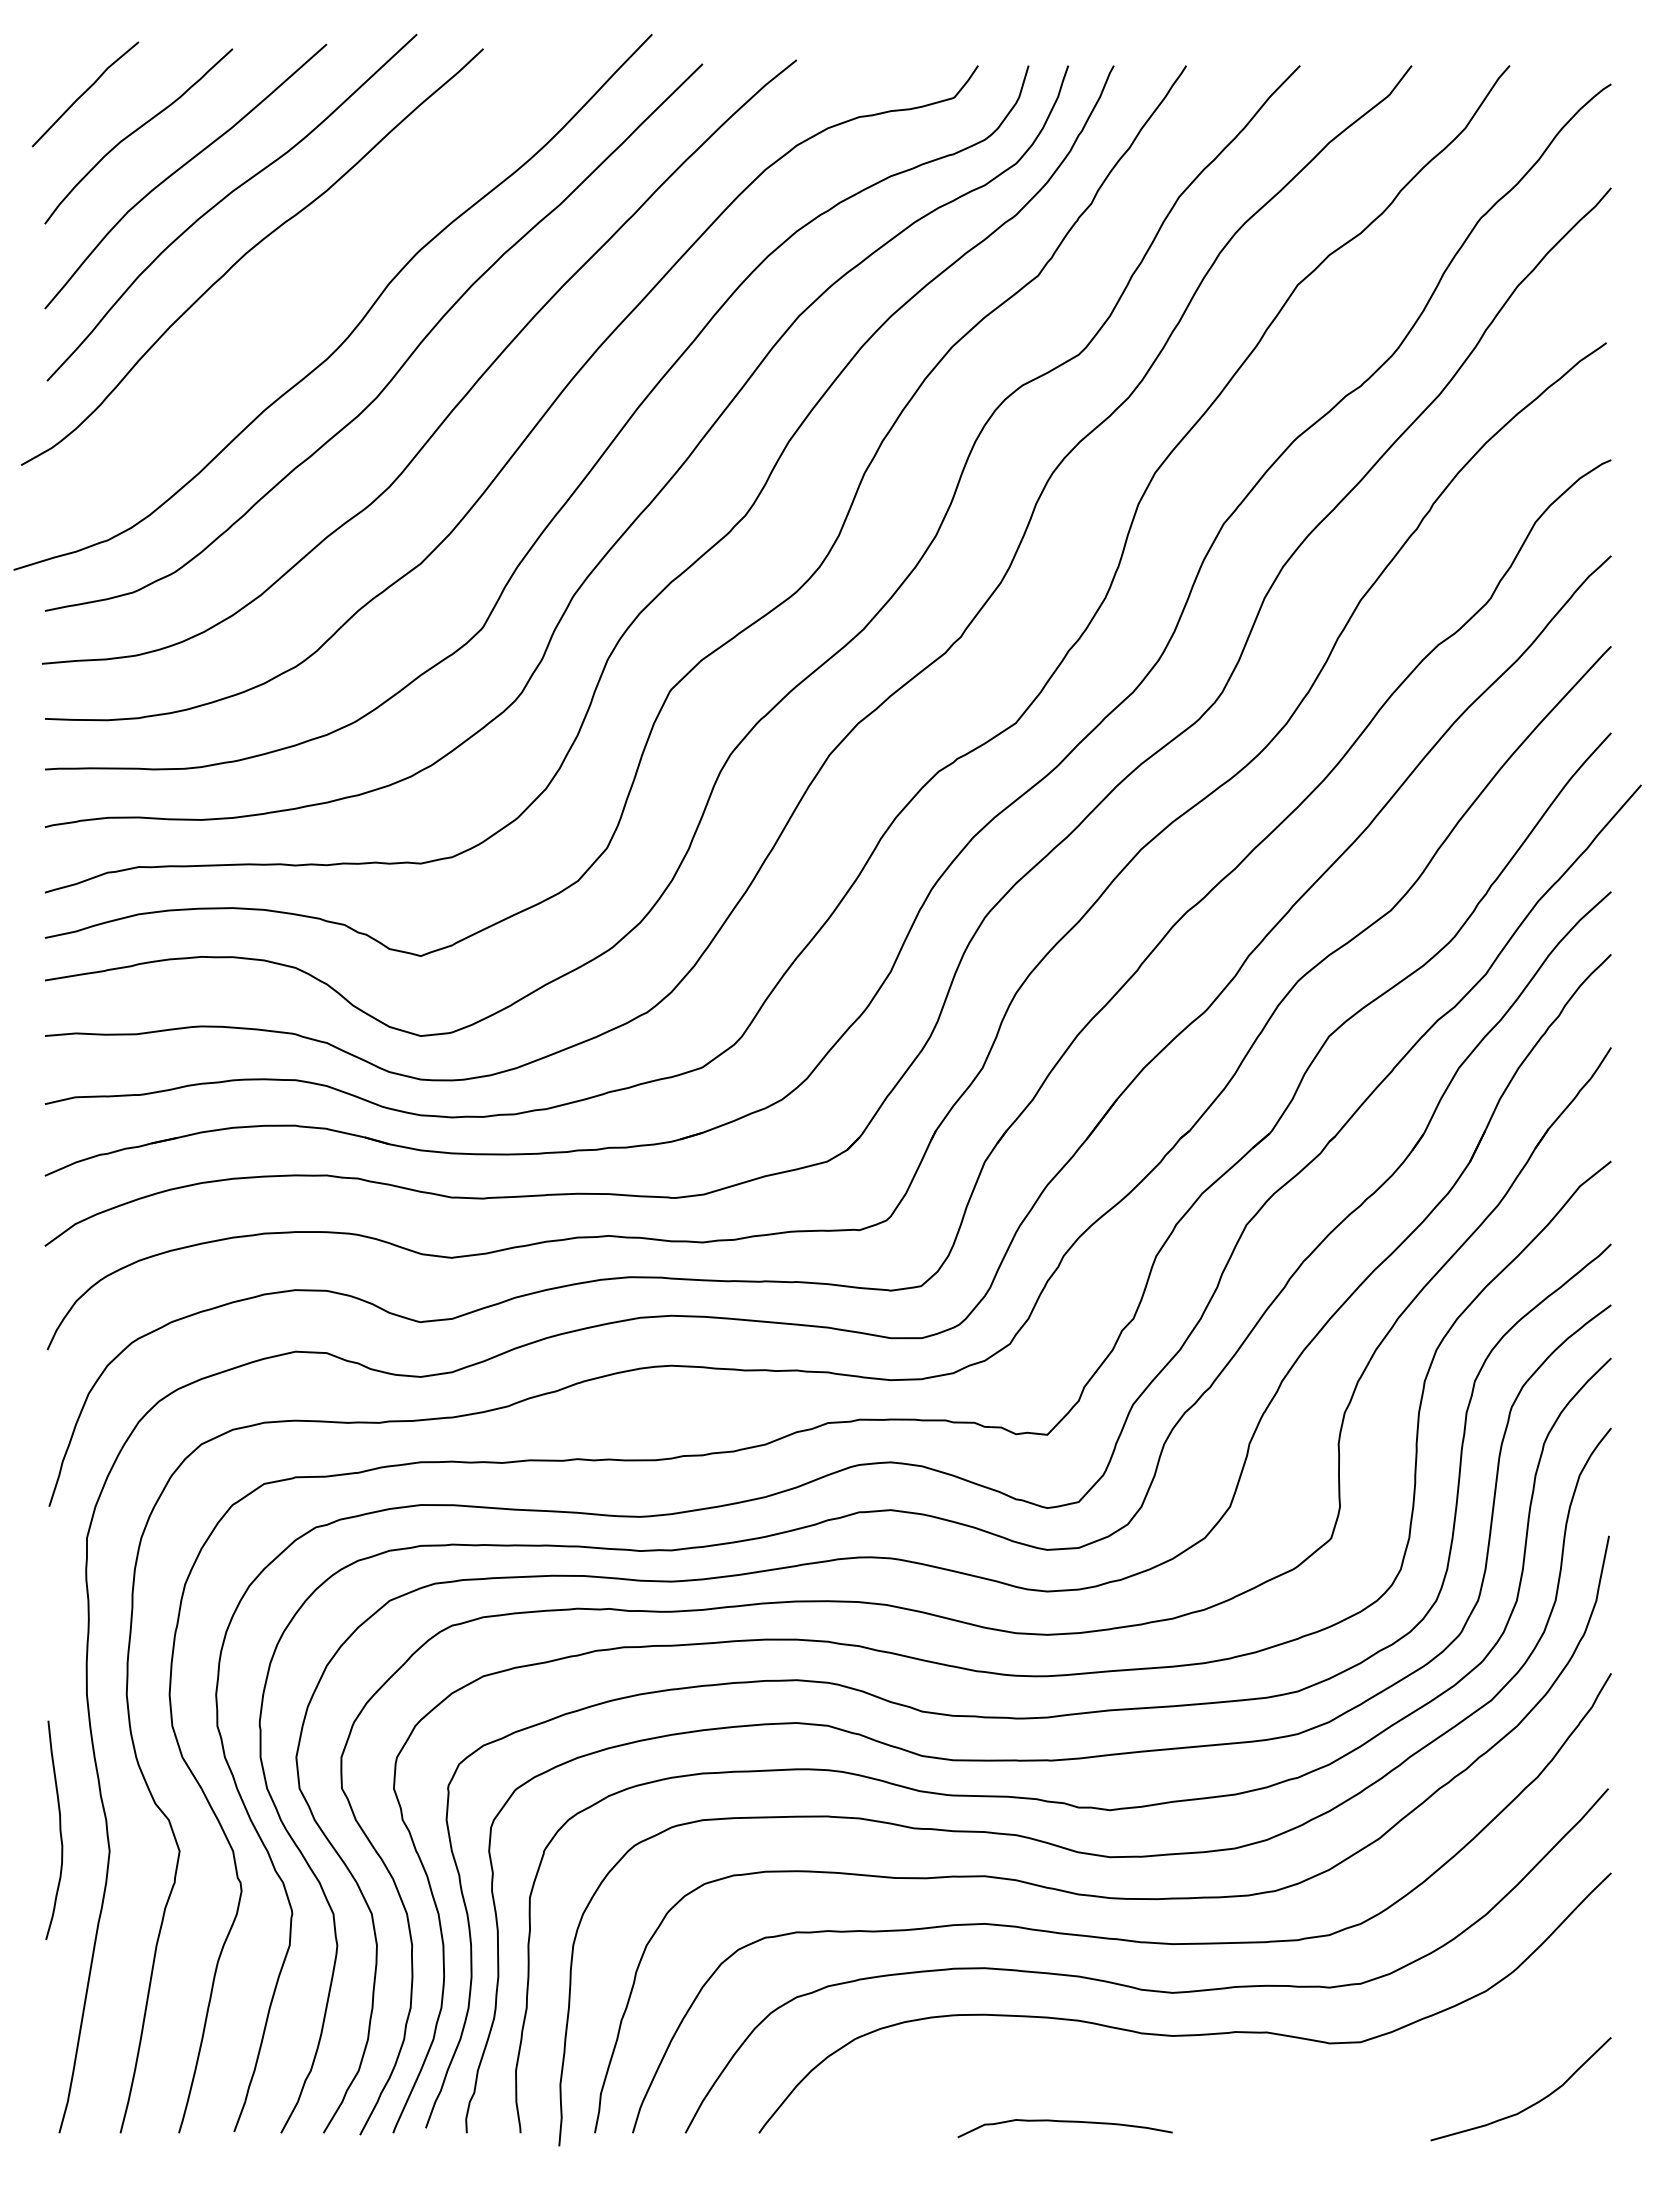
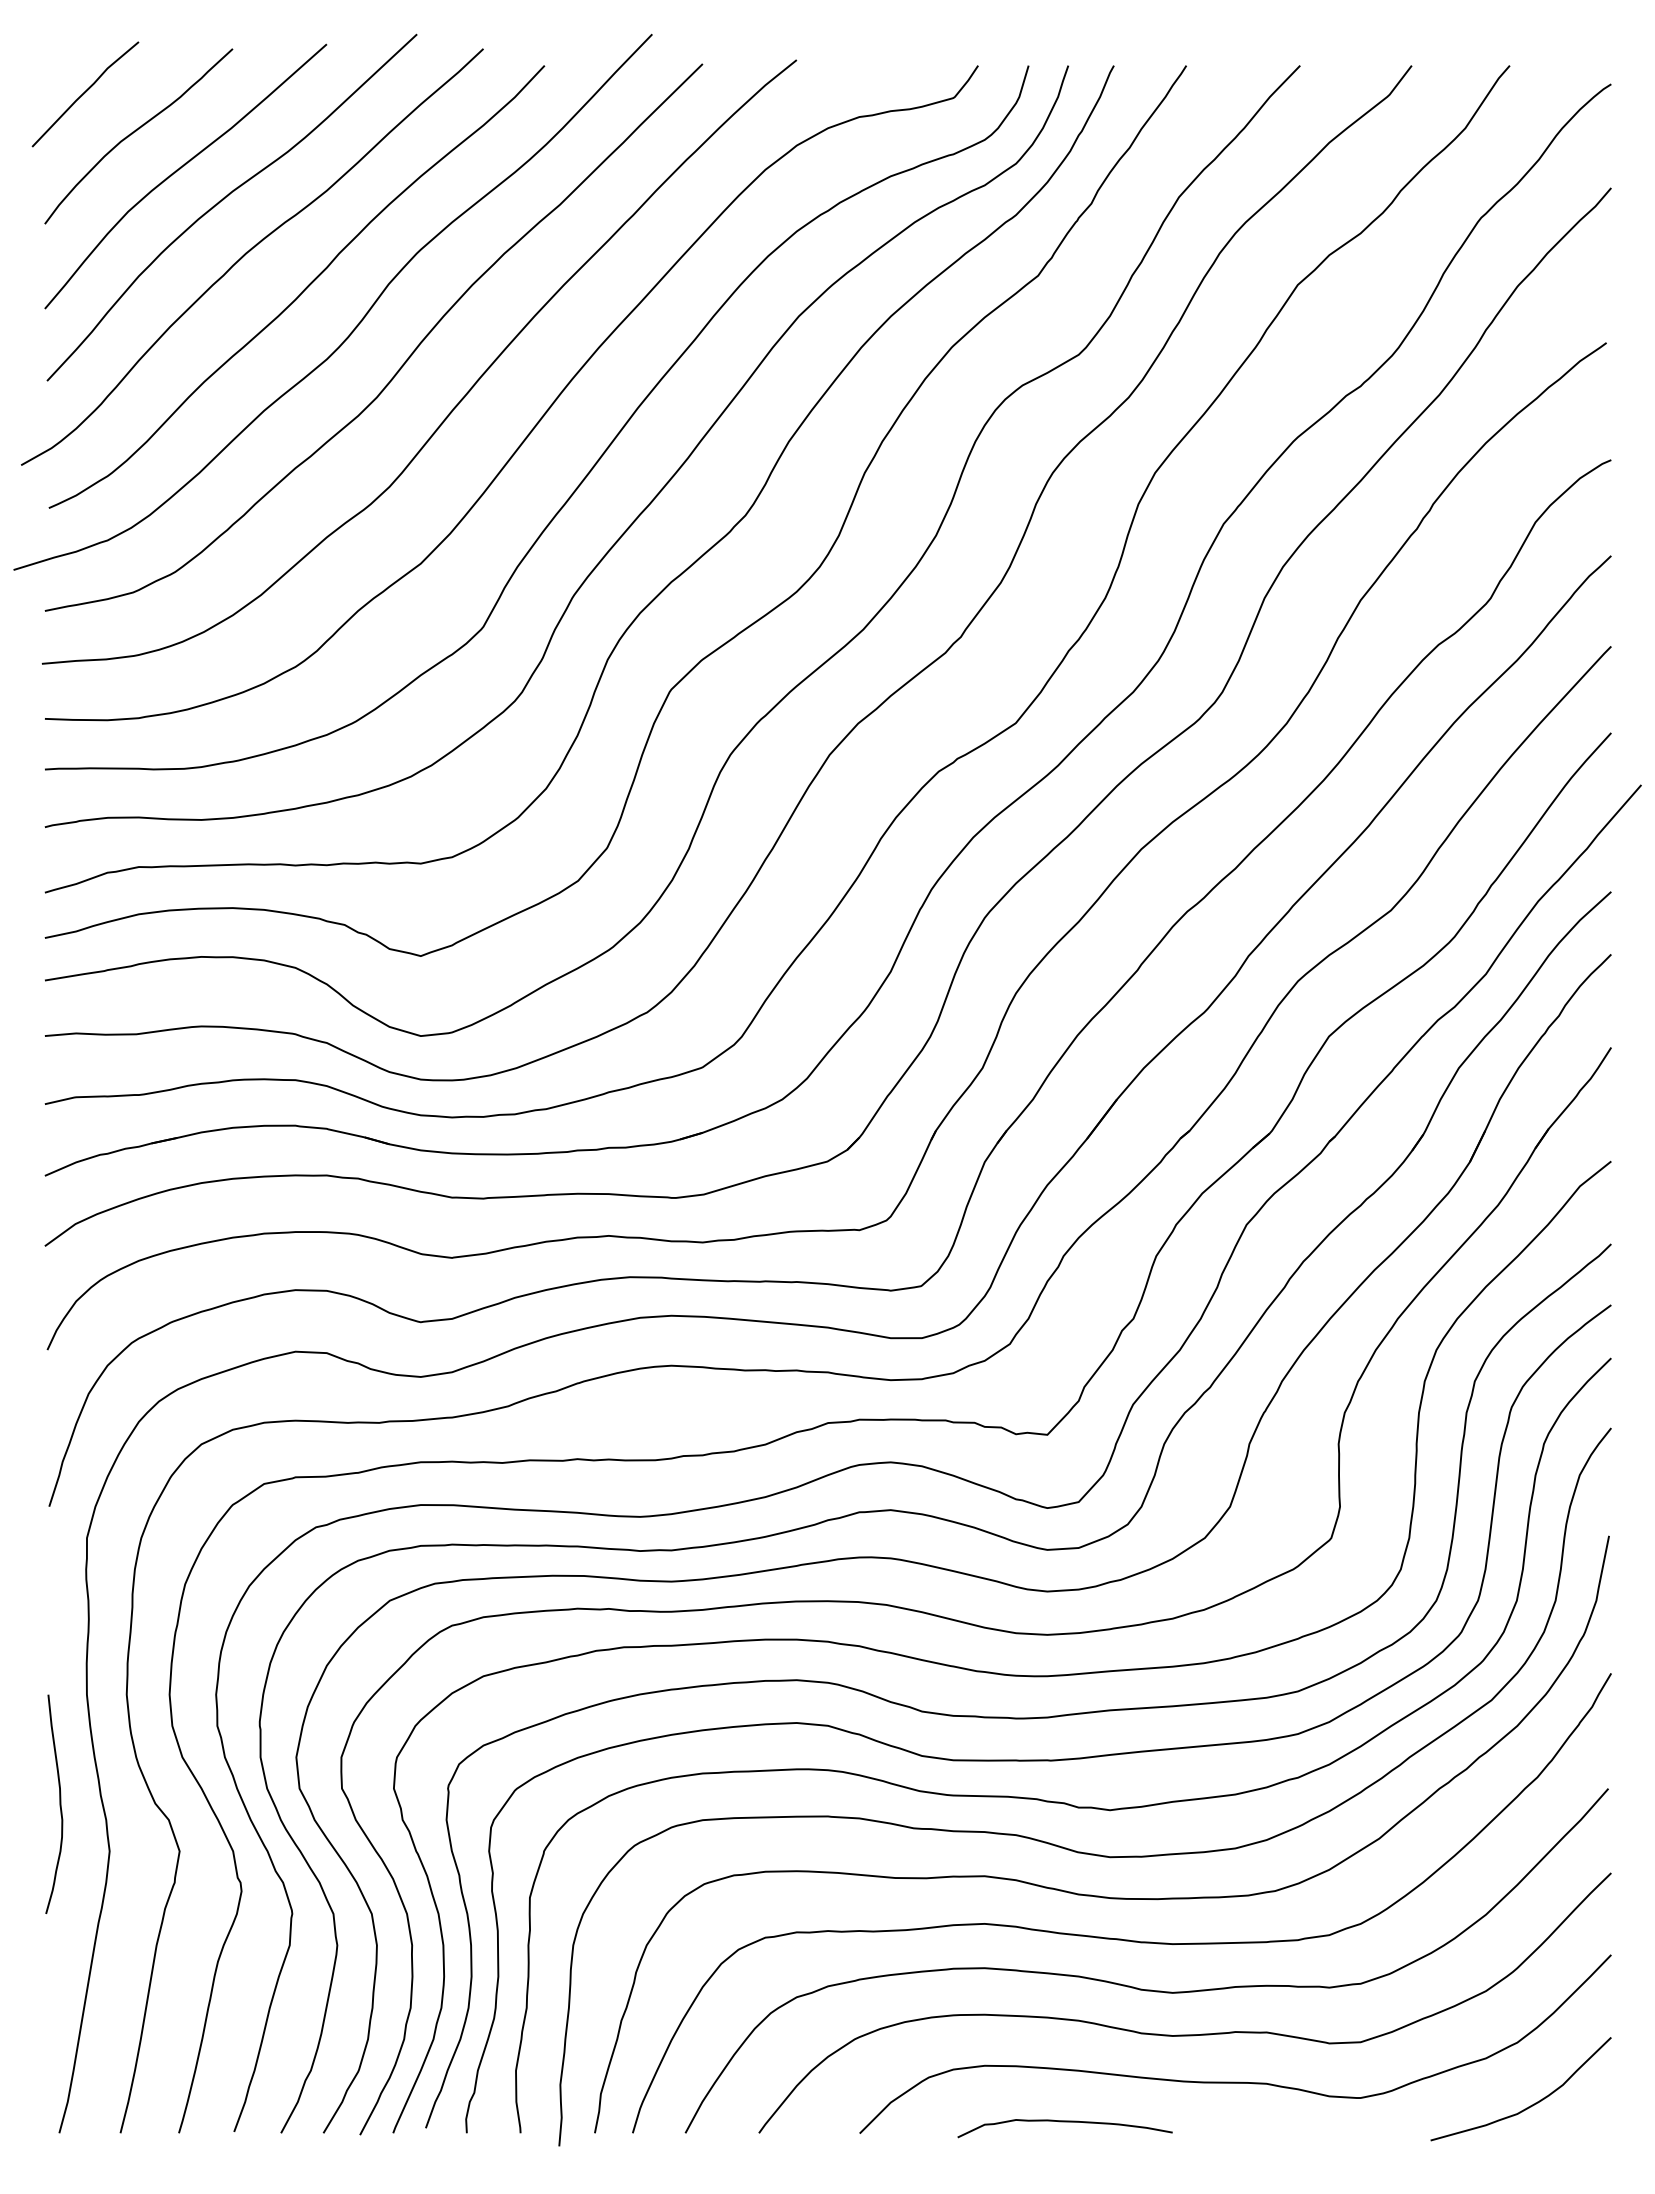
curve: none -> present (302, 290)
curve position: (59, 1829) -> (59, 1803) (59, 1803)
curve: none -> present (1235, 2081)
